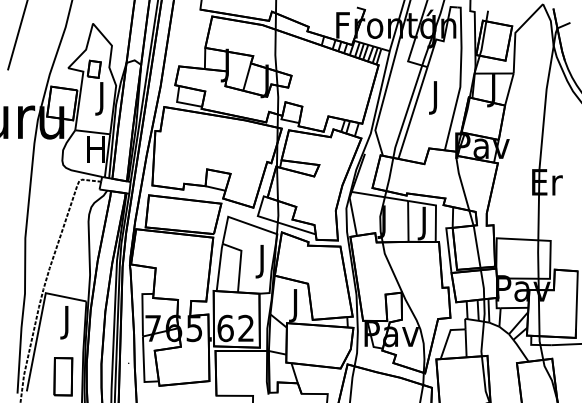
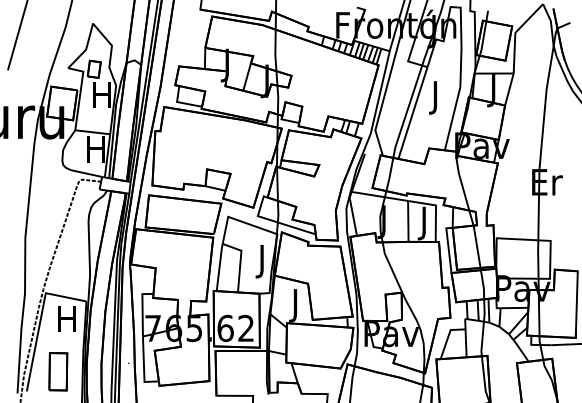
text: J -> H (101, 98)
text: J -> H (66, 322)
part position: (63, 376) -> (58, 371) (58, 371)
